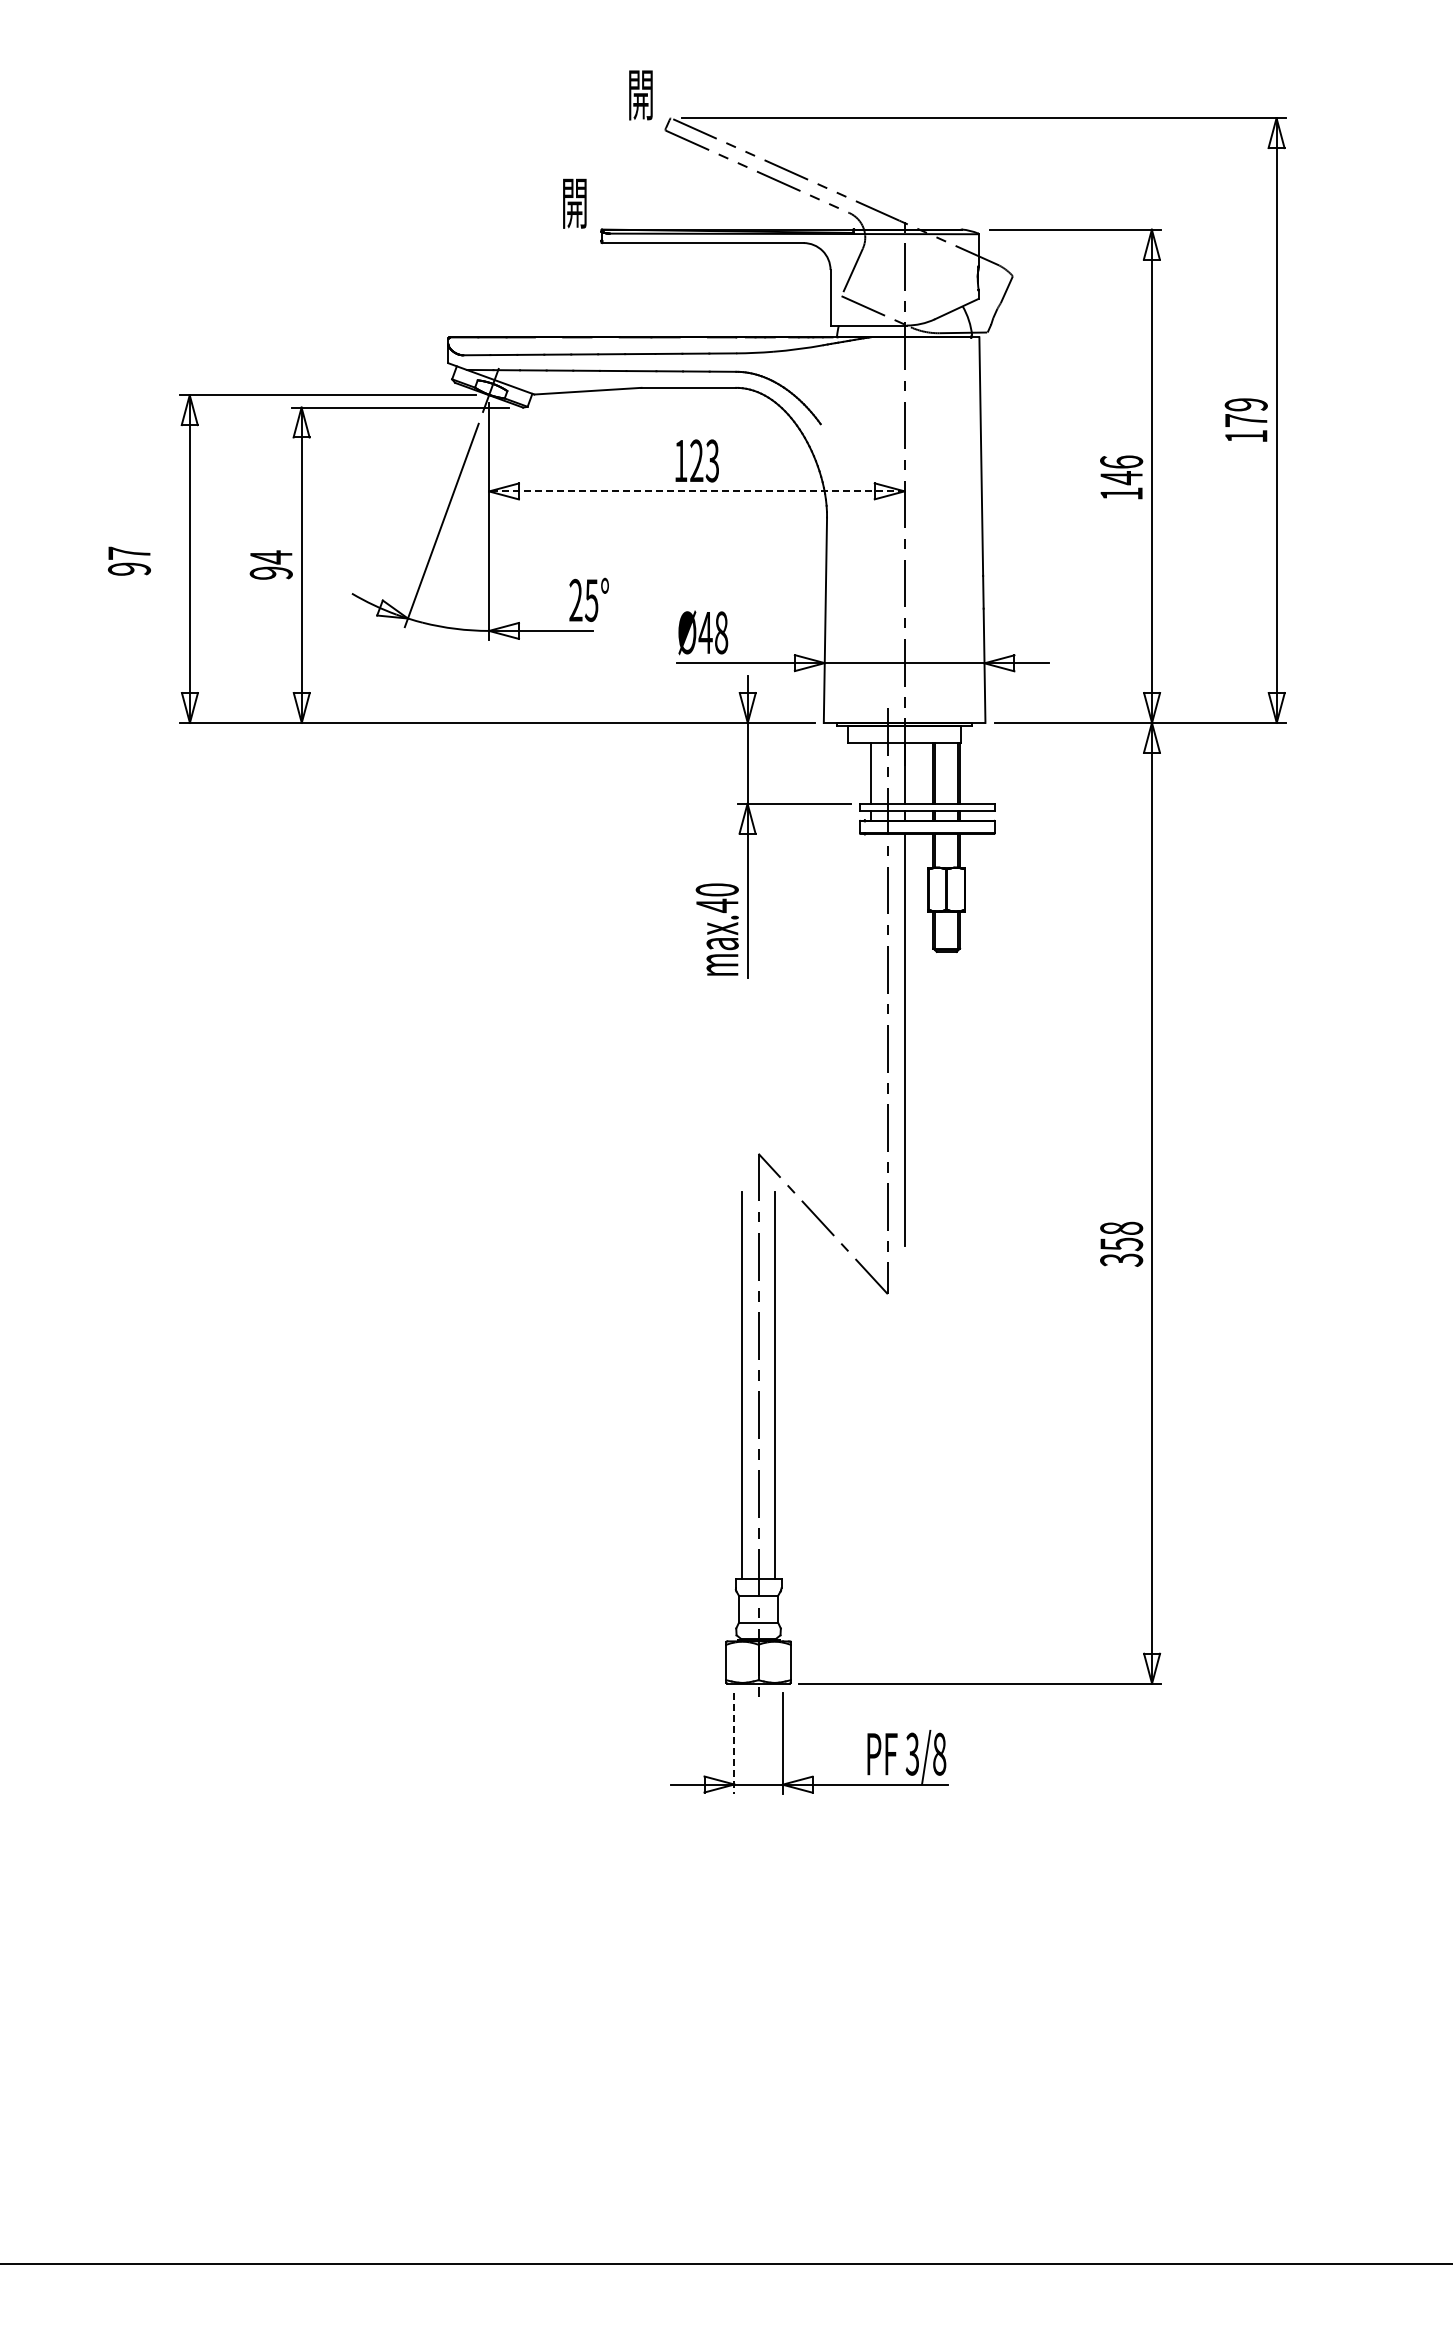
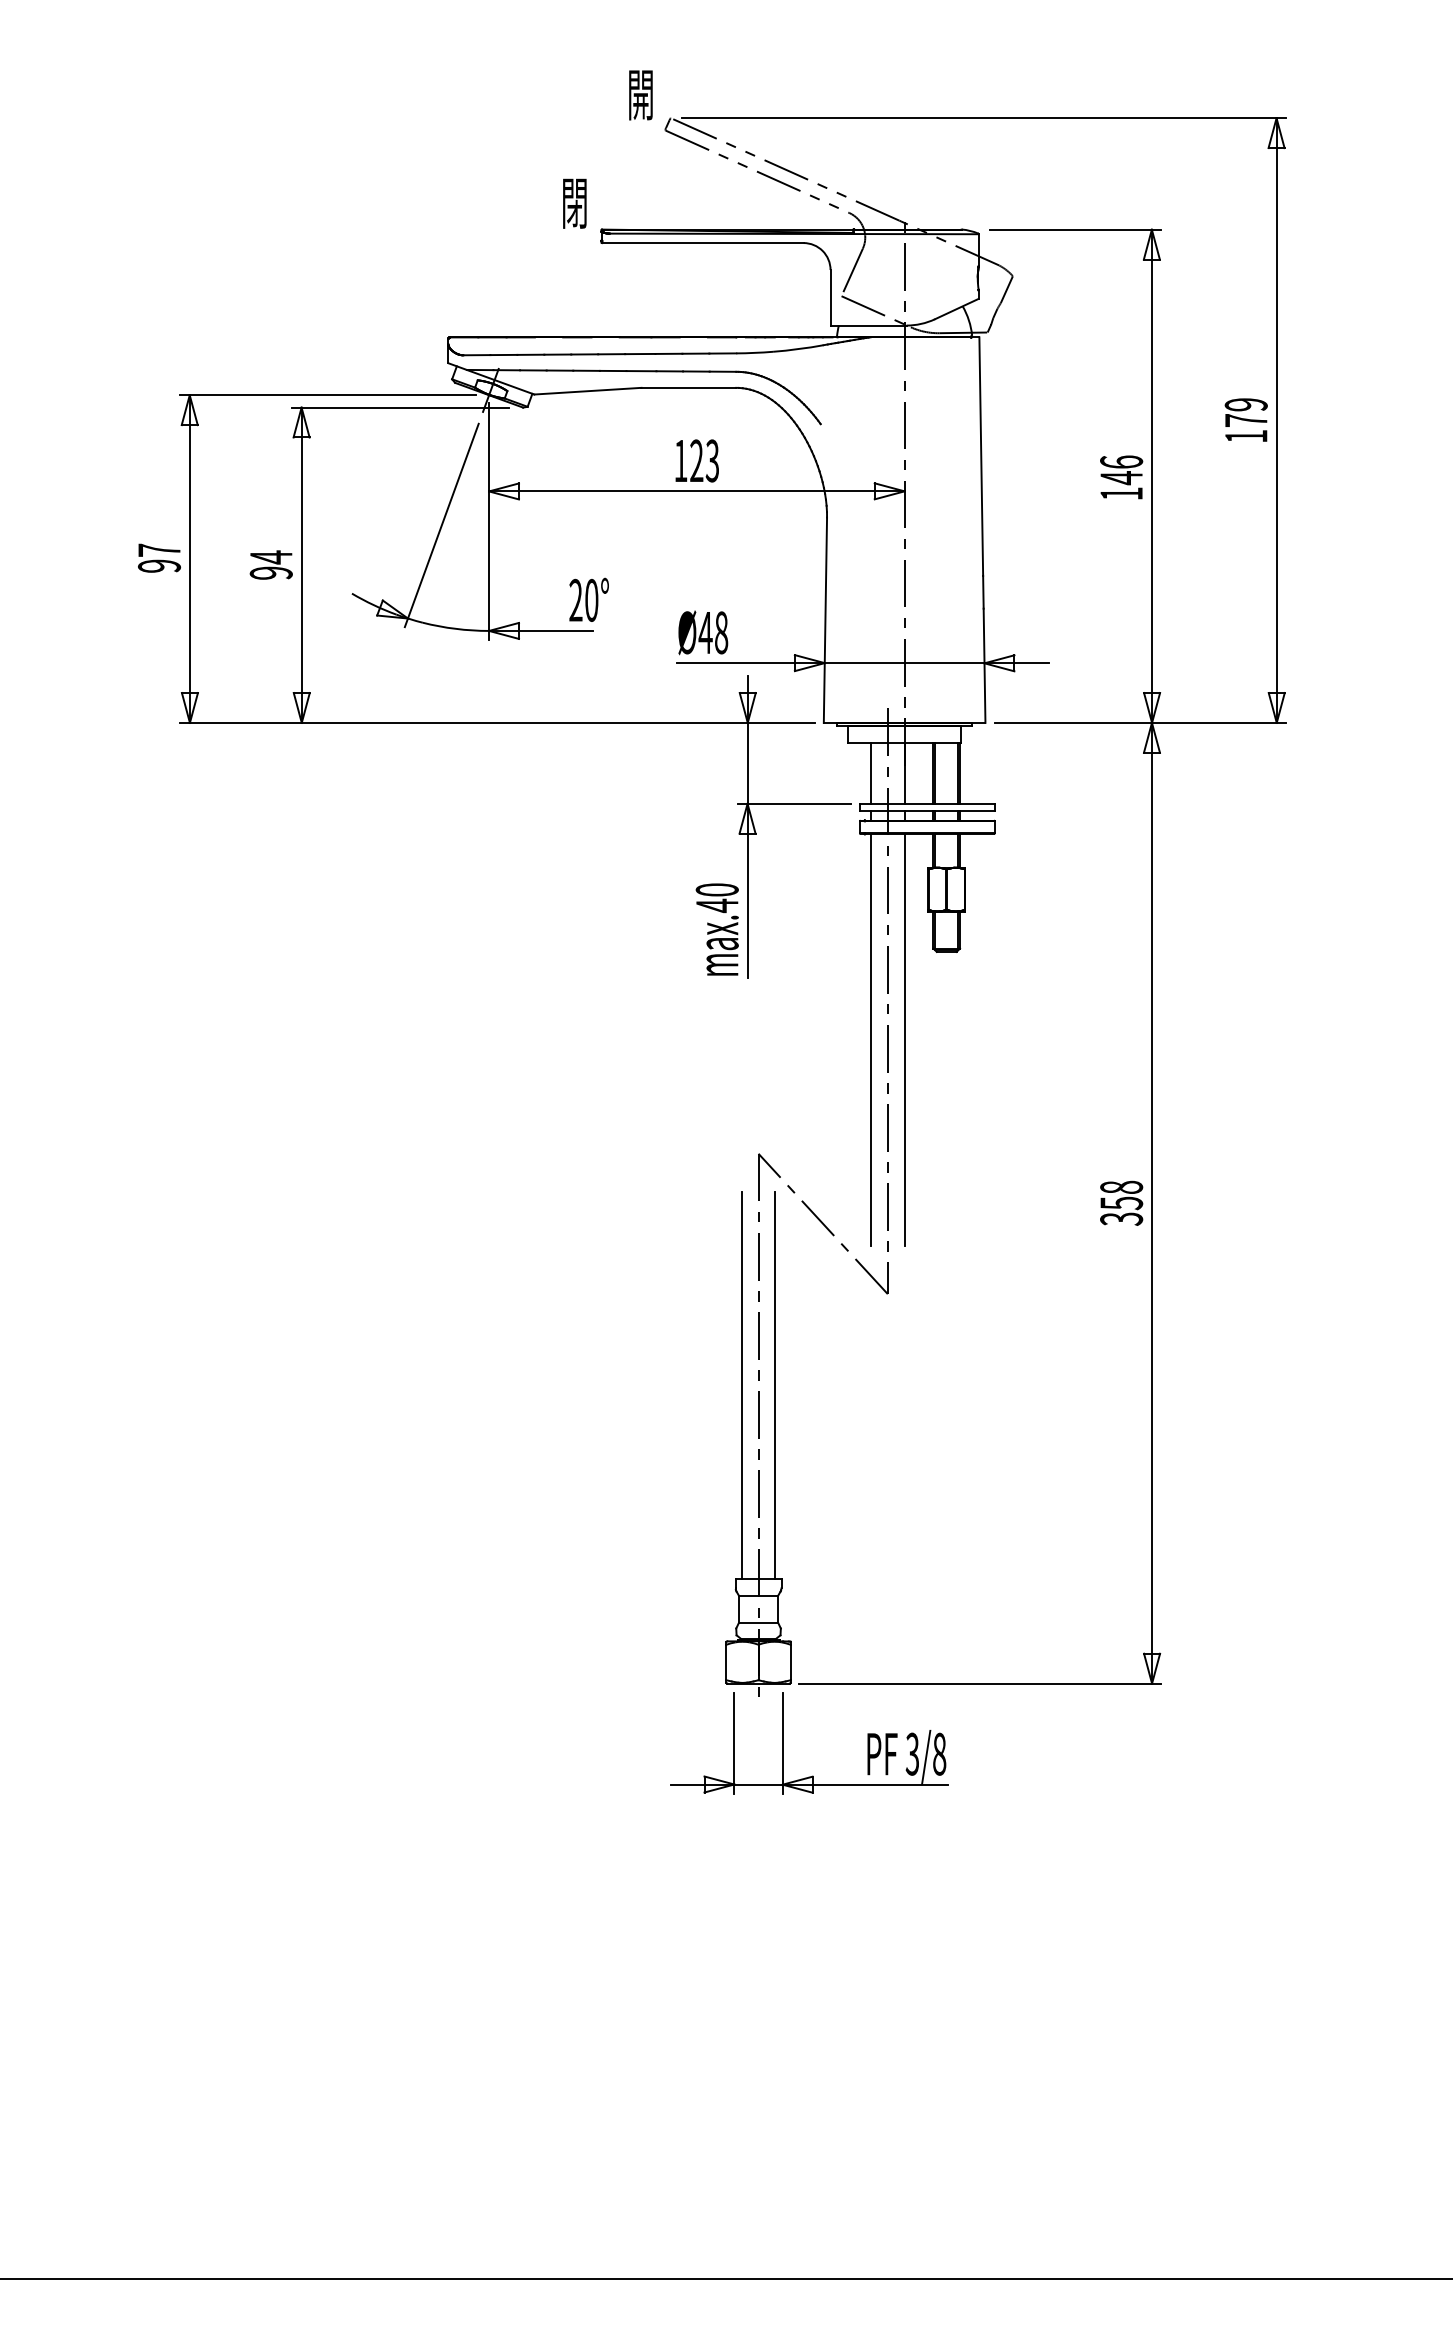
text: 開 -> 閉 (574, 207)
line: dashed -> solid (696, 491)
text position: (129, 560) -> (159, 557) (159, 557)
text: 25° -> 20° (591, 599)
line: none -> present (870, 1040)
text position: (1121, 1243) -> (1121, 1202) (1121, 1202)
line: dashed -> solid (734, 1743)
line position: (725, 2263) -> (725, 2278) (725, 2278)
